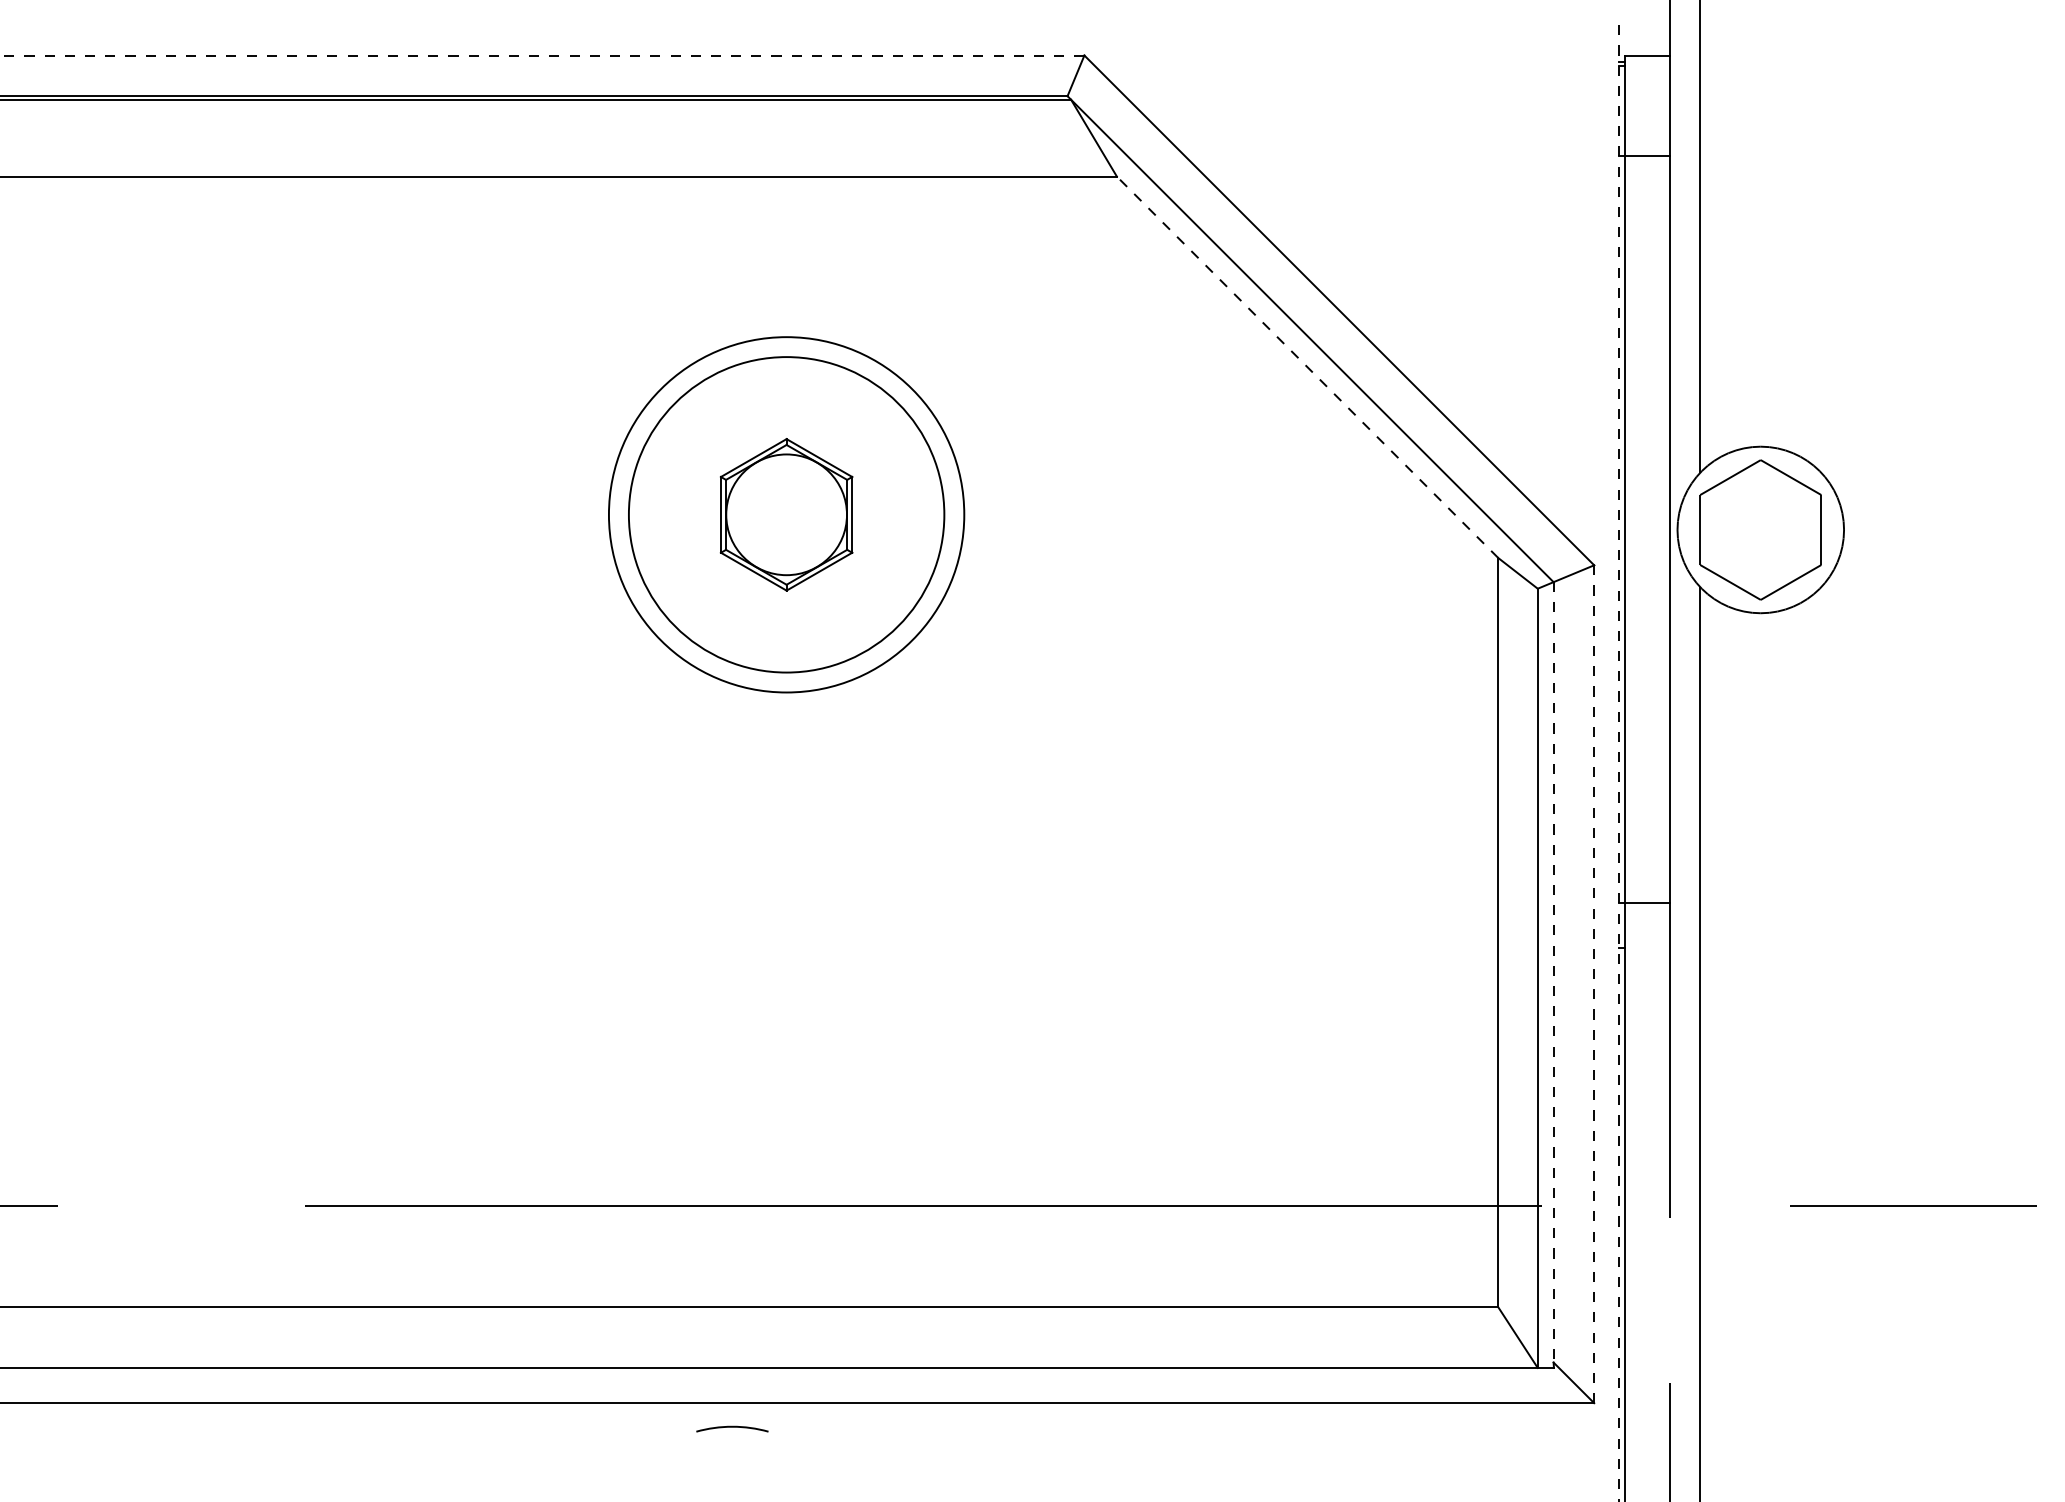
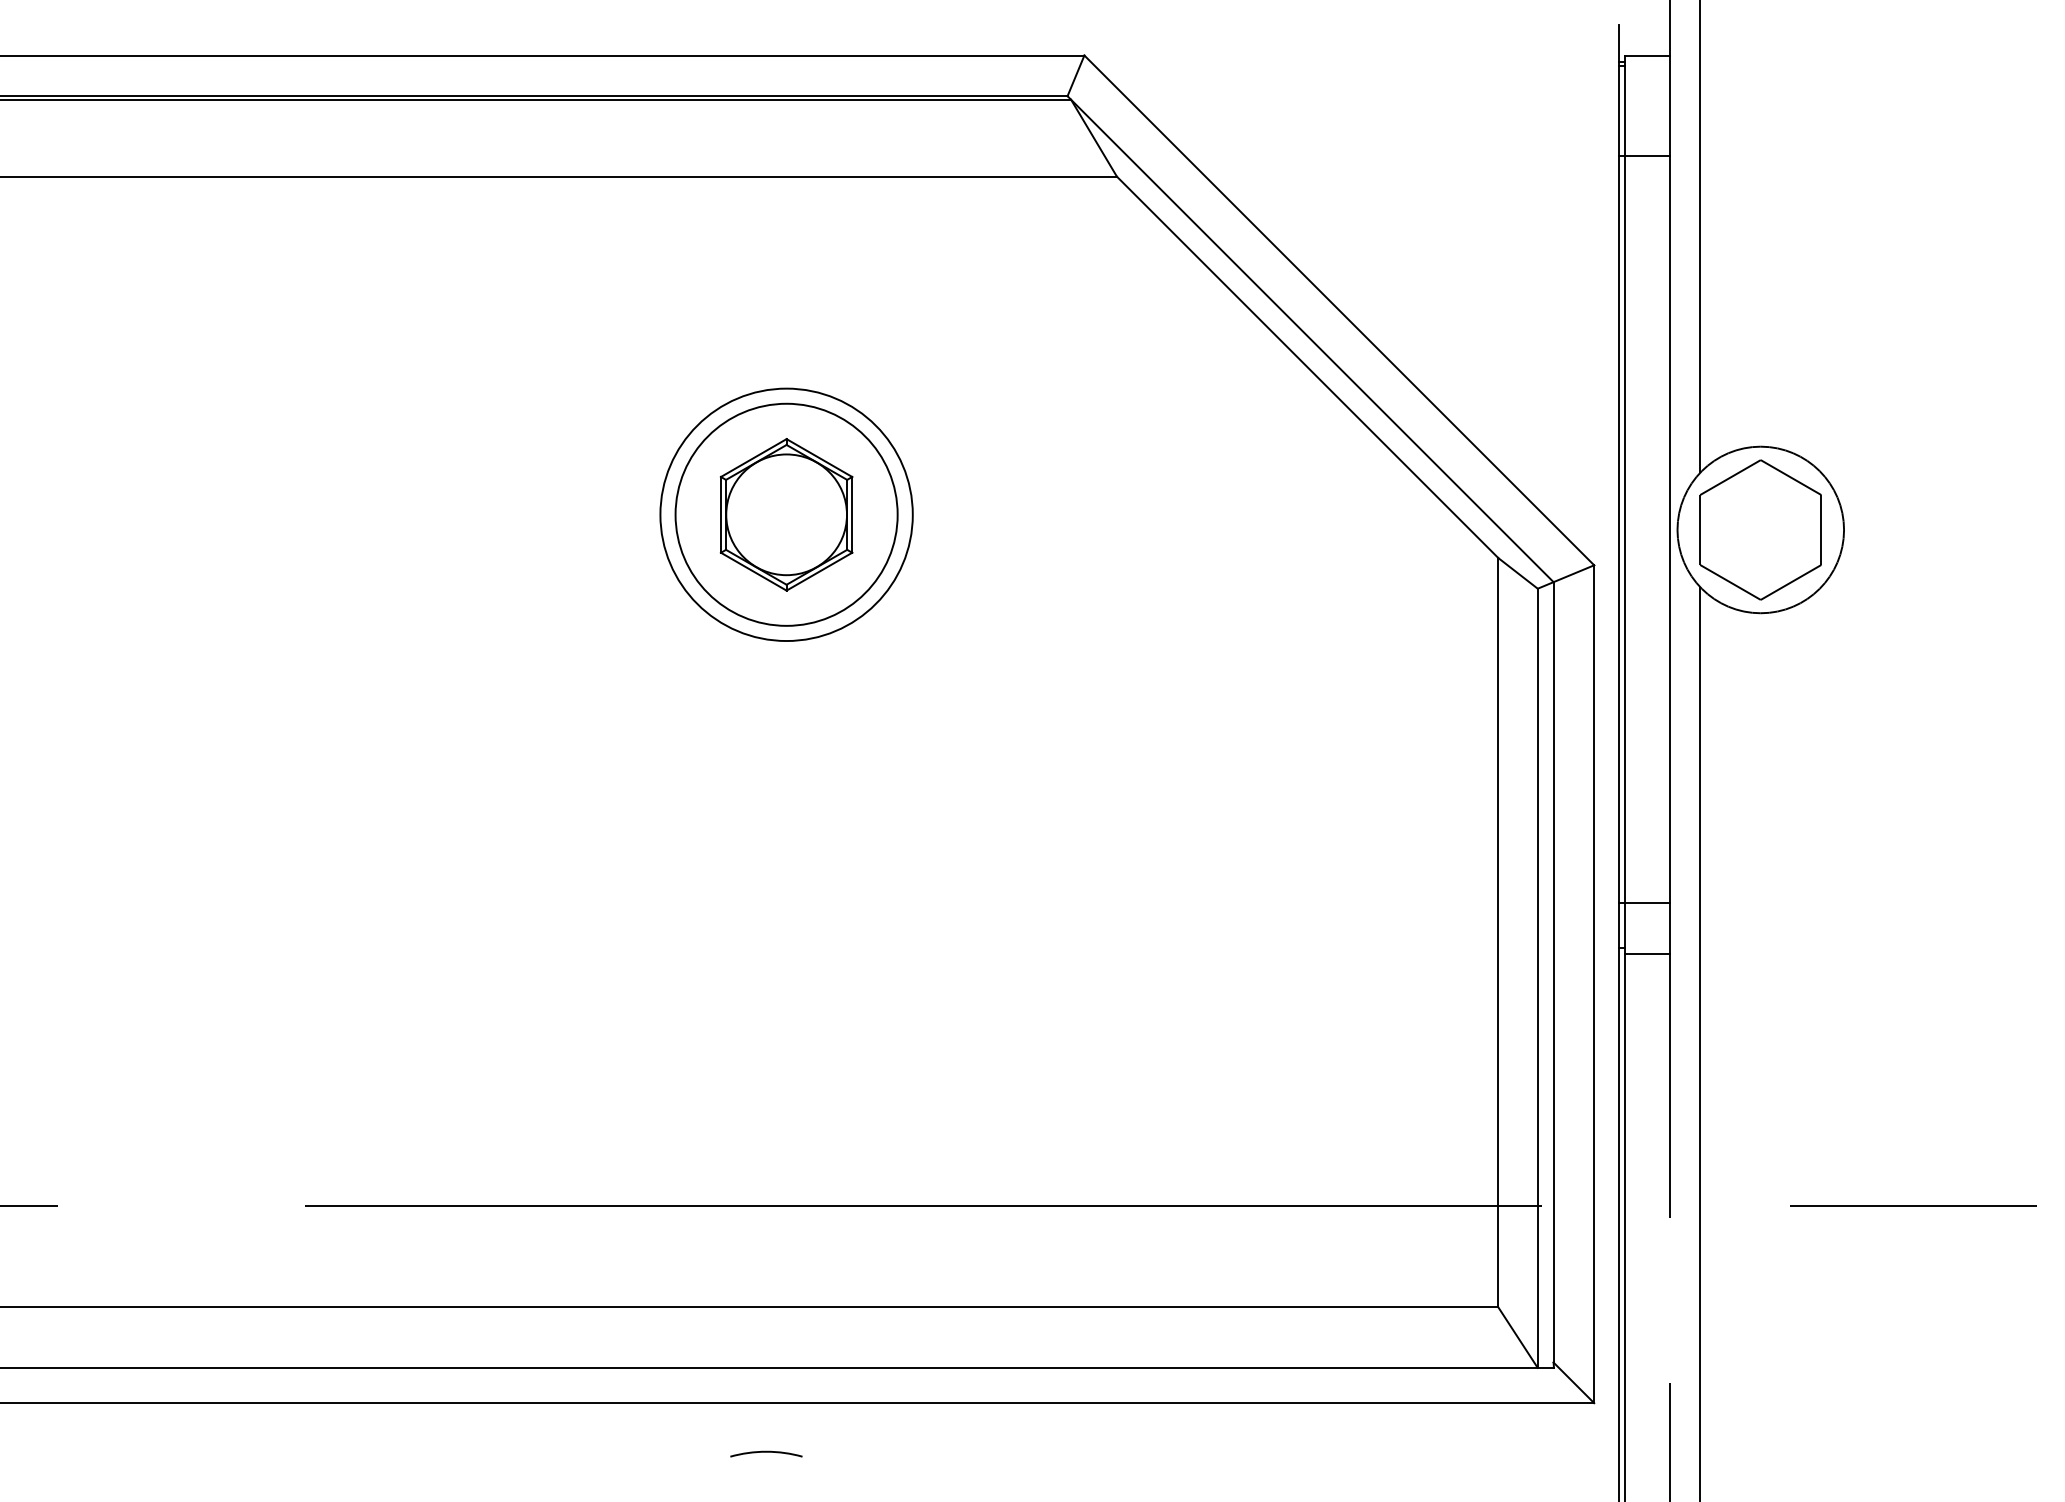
line: dashed -> solid (542, 55)
line: dashed -> solid (1307, 367)
circle diameter: 315 px -> 252 px (786, 514)
circle diameter: 355 px -> 222 px (786, 514)
line: dashed -> solid (1619, 763)
line: none -> present (1646, 954)
line: dashed -> solid (1553, 972)
line: dashed -> solid (1594, 984)
curve position: (732, 1427) -> (766, 1452) (766, 1452)
